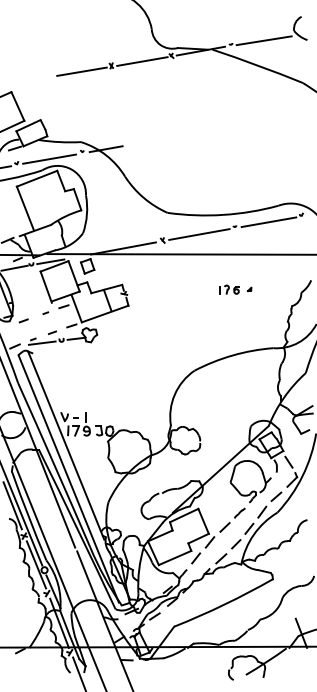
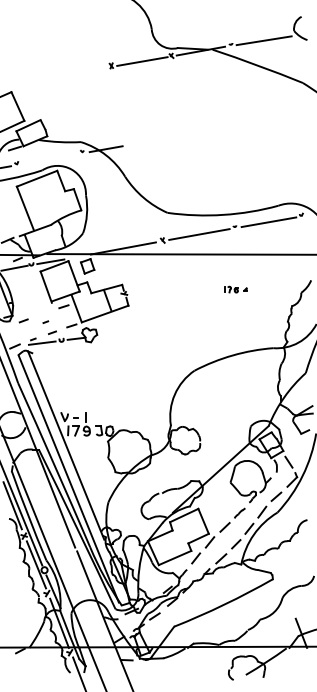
line: present -> none (81, 71)
line: present -> none (49, 158)
part size: 34x11 px -> 24x9 px (235, 289)
line position: (45, 312) -> (45, 321) (45, 321)
